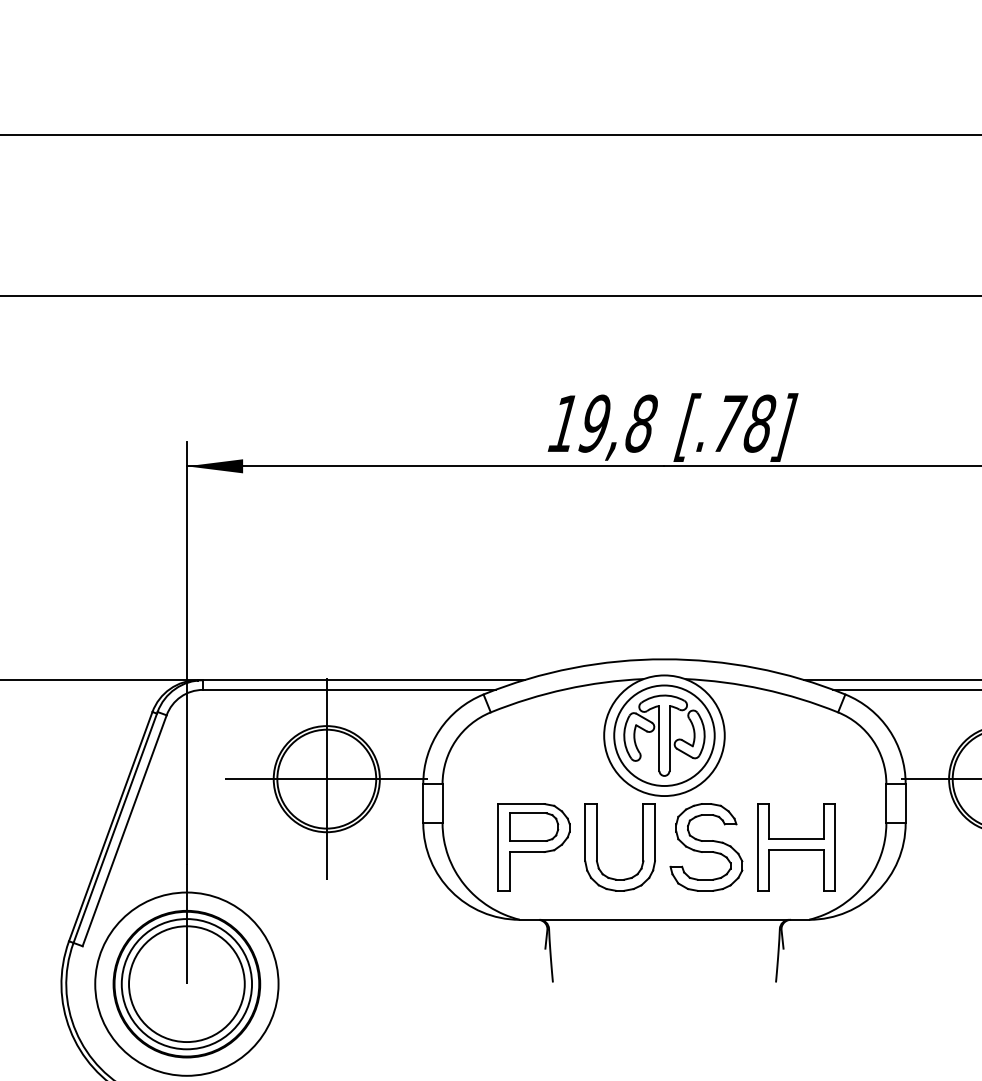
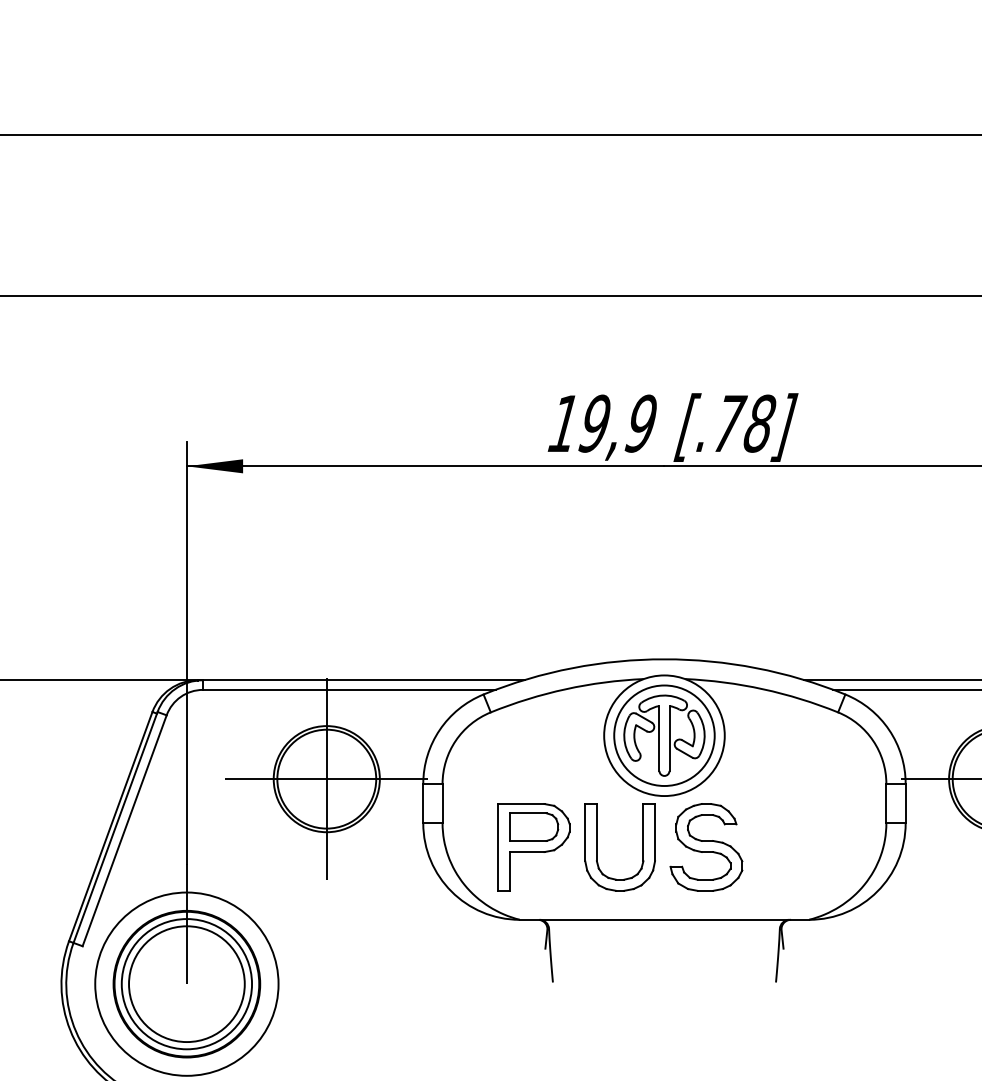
text: 19,8 -> 19,9 (640, 423)
part: present -> none (796, 847)
